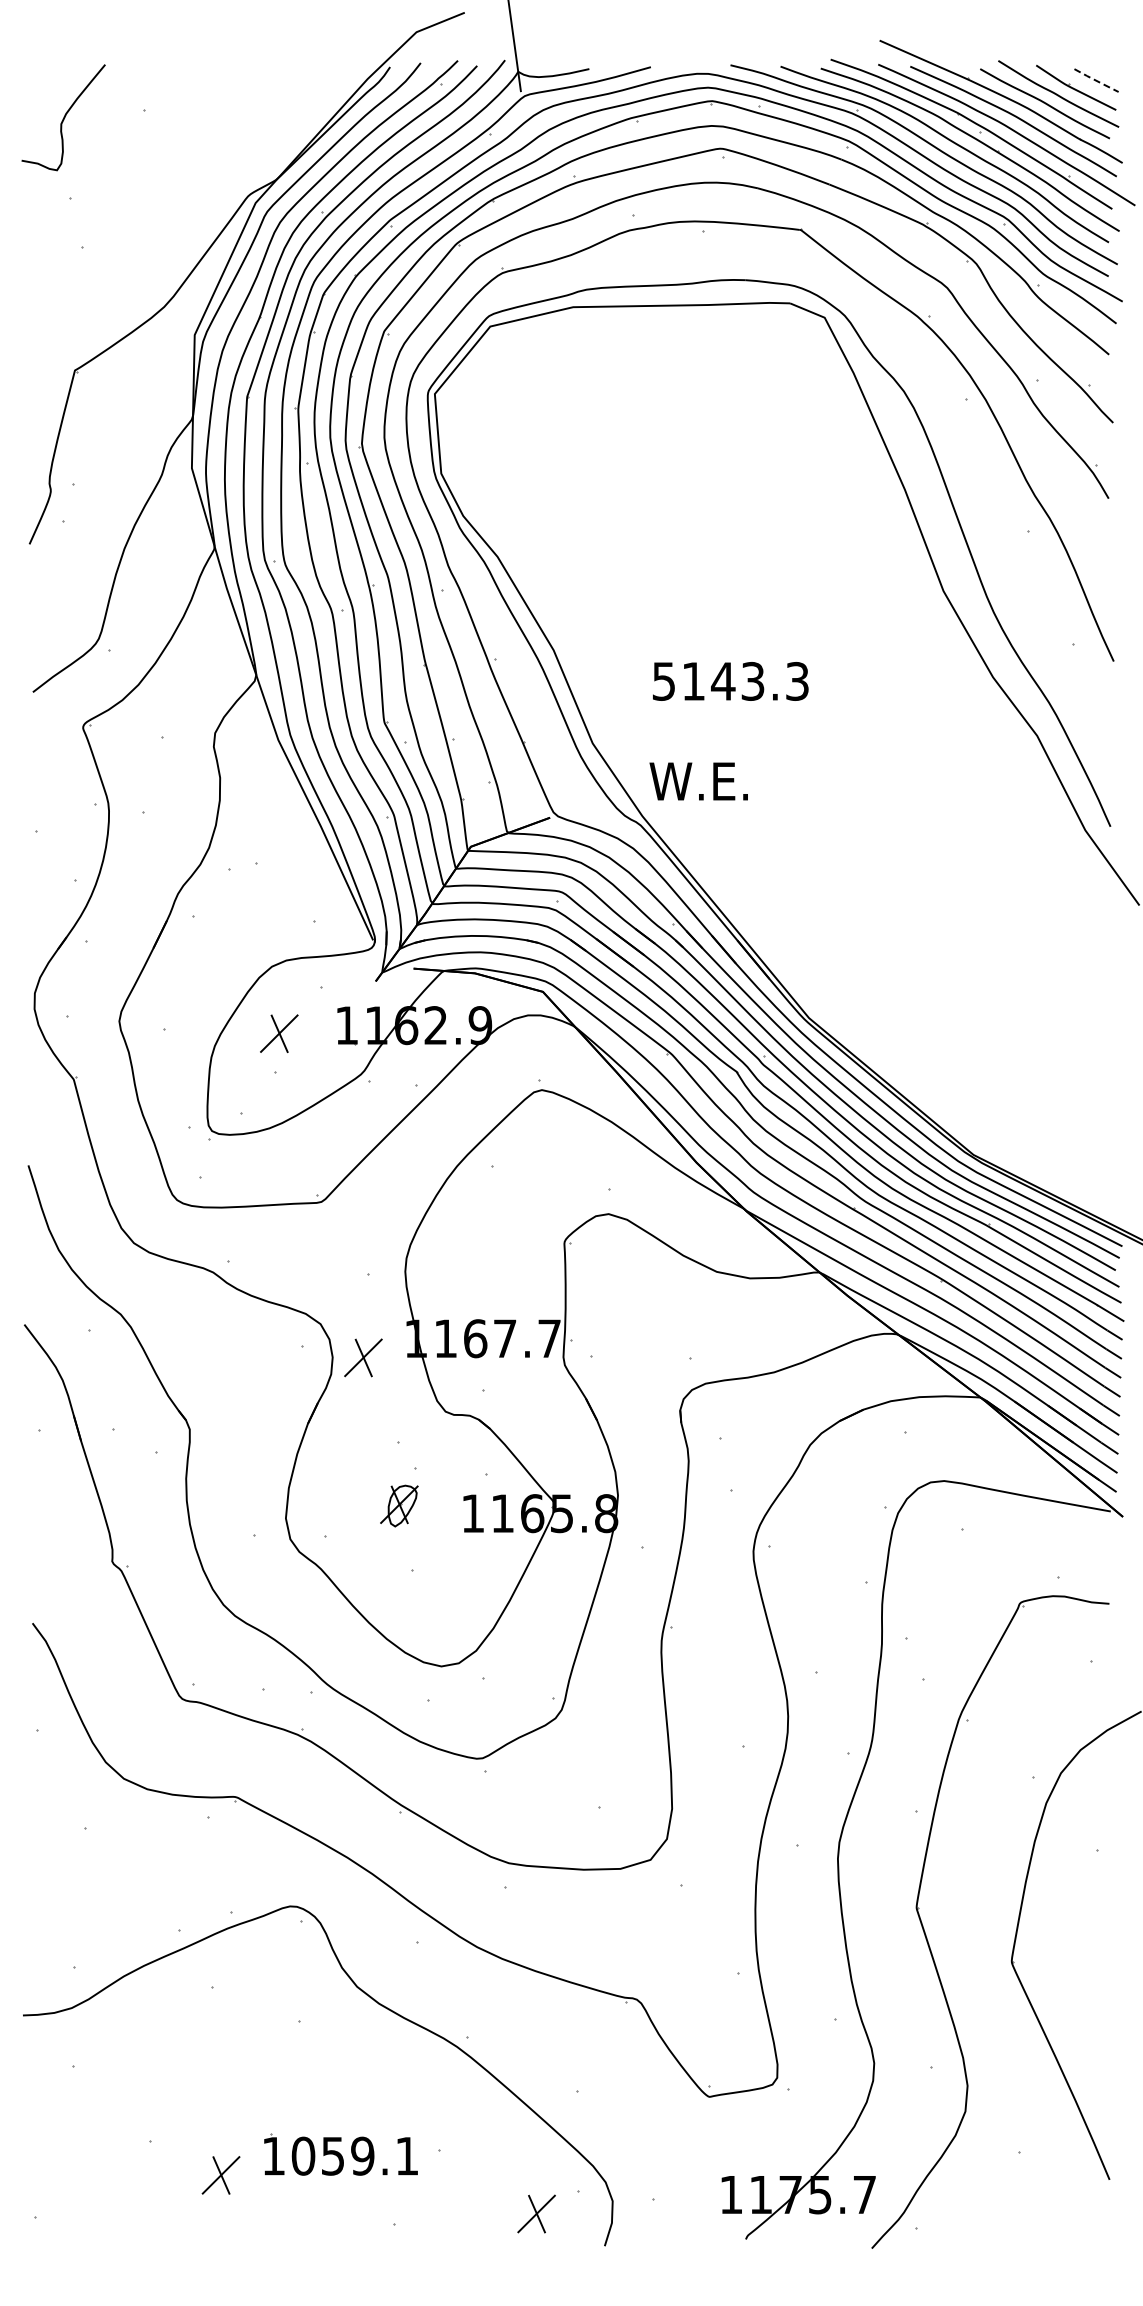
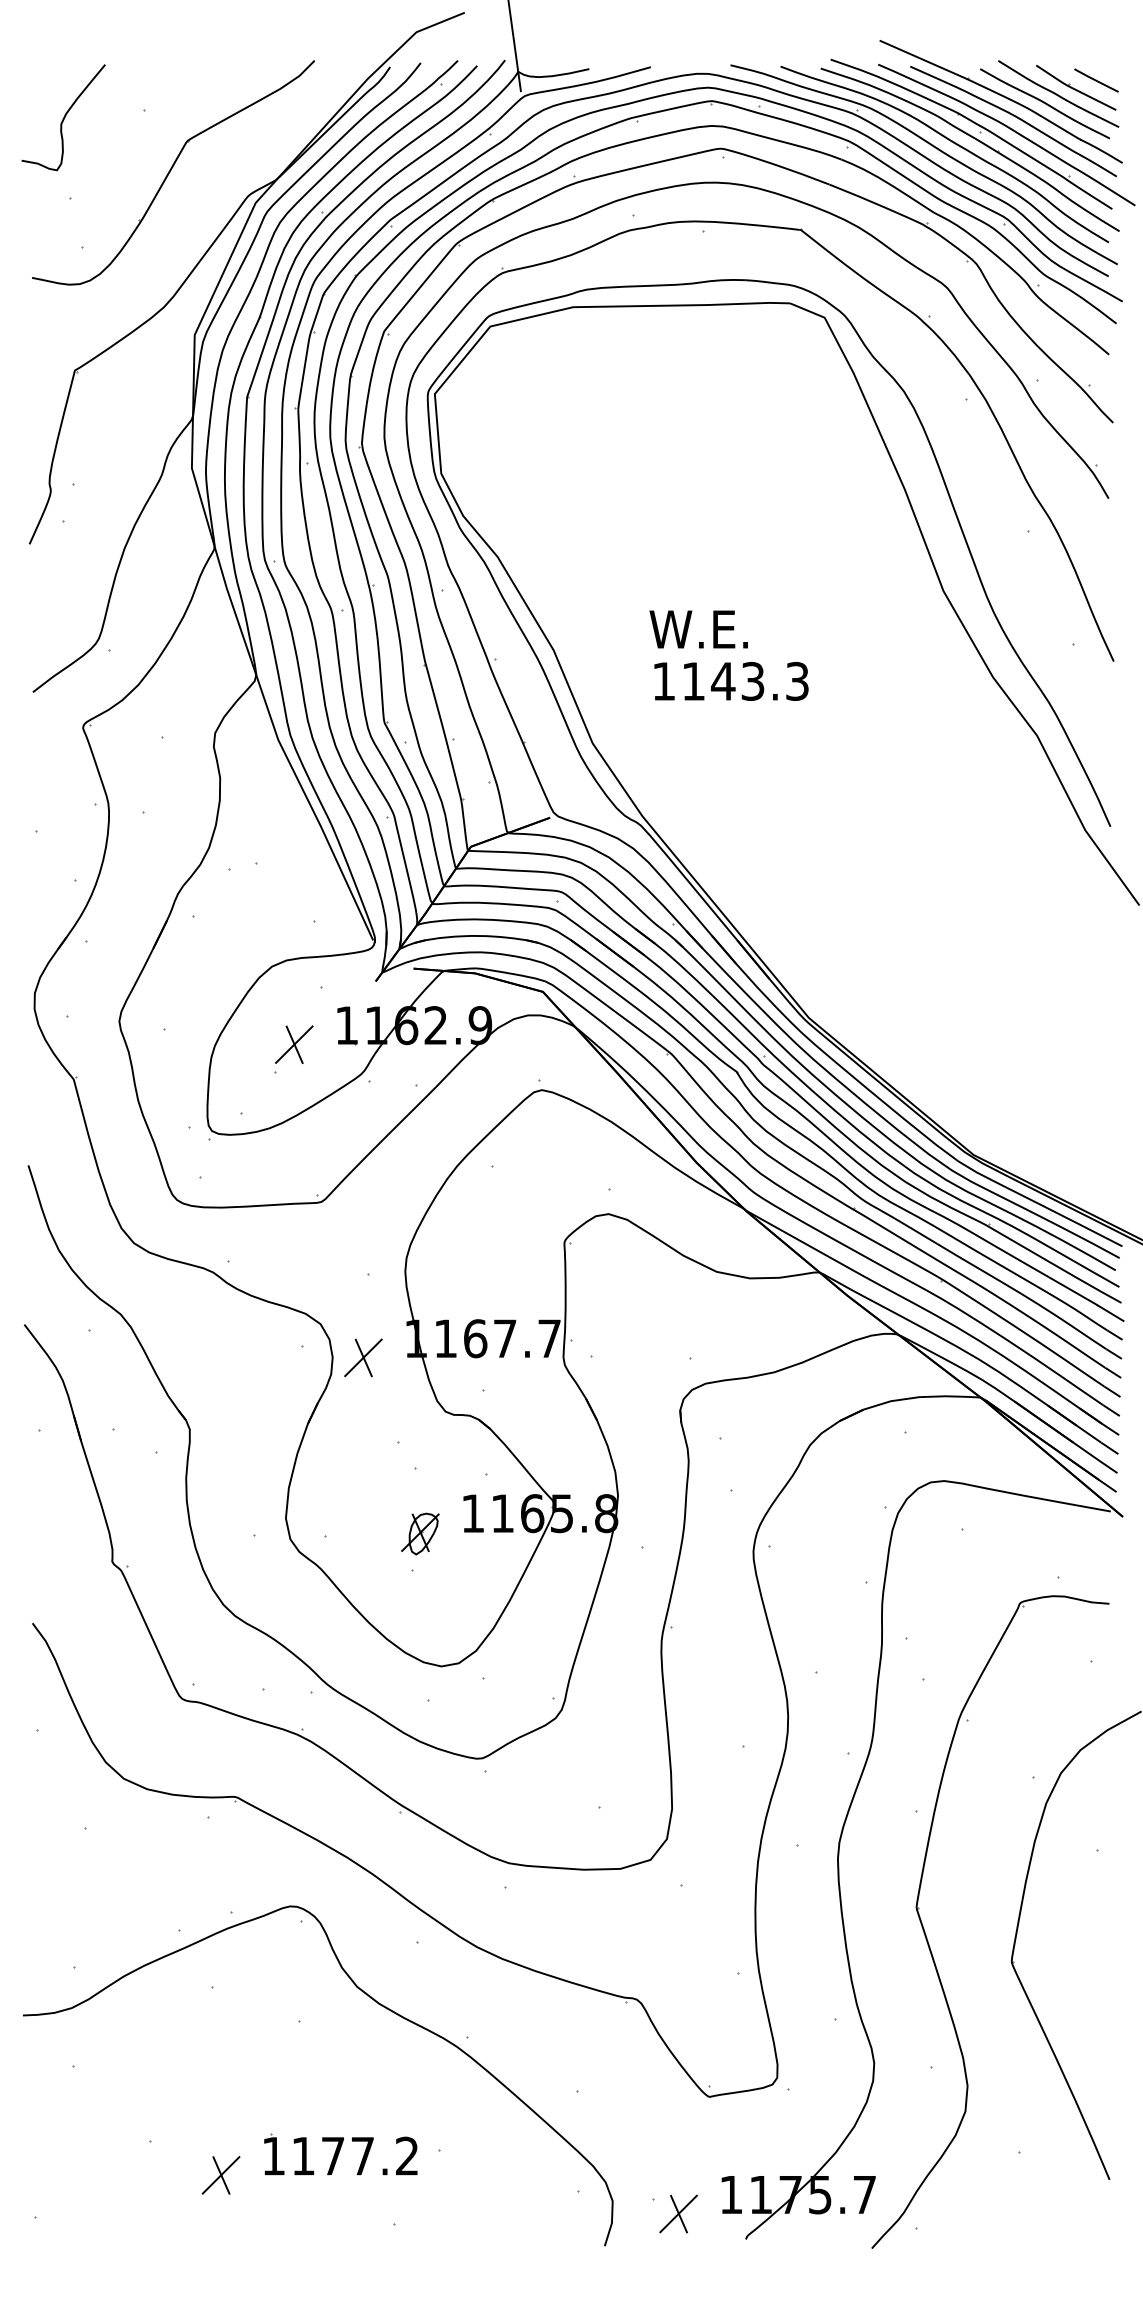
line: dashed -> solid (1096, 80)
part: none -> present (173, 172)
text: 5143.3 -> 1143.3 (663, 681)
text position: (698, 781) -> (698, 629) (698, 629)
part position: (279, 1033) -> (294, 1044) (294, 1044)
part position: (399, 1505) -> (420, 1533) (420, 1533)
text: 1059.1 -> 1177.2 (354, 2155)
part position: (536, 2213) -> (678, 2213) (678, 2213)
